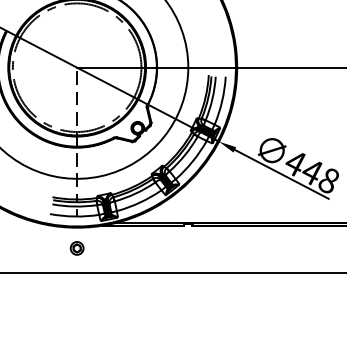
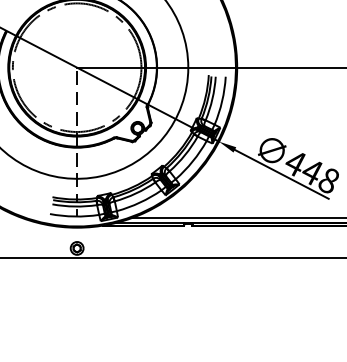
line: none -> present (236, 218)
line position: (172, 272) -> (172, 257) (172, 257)
